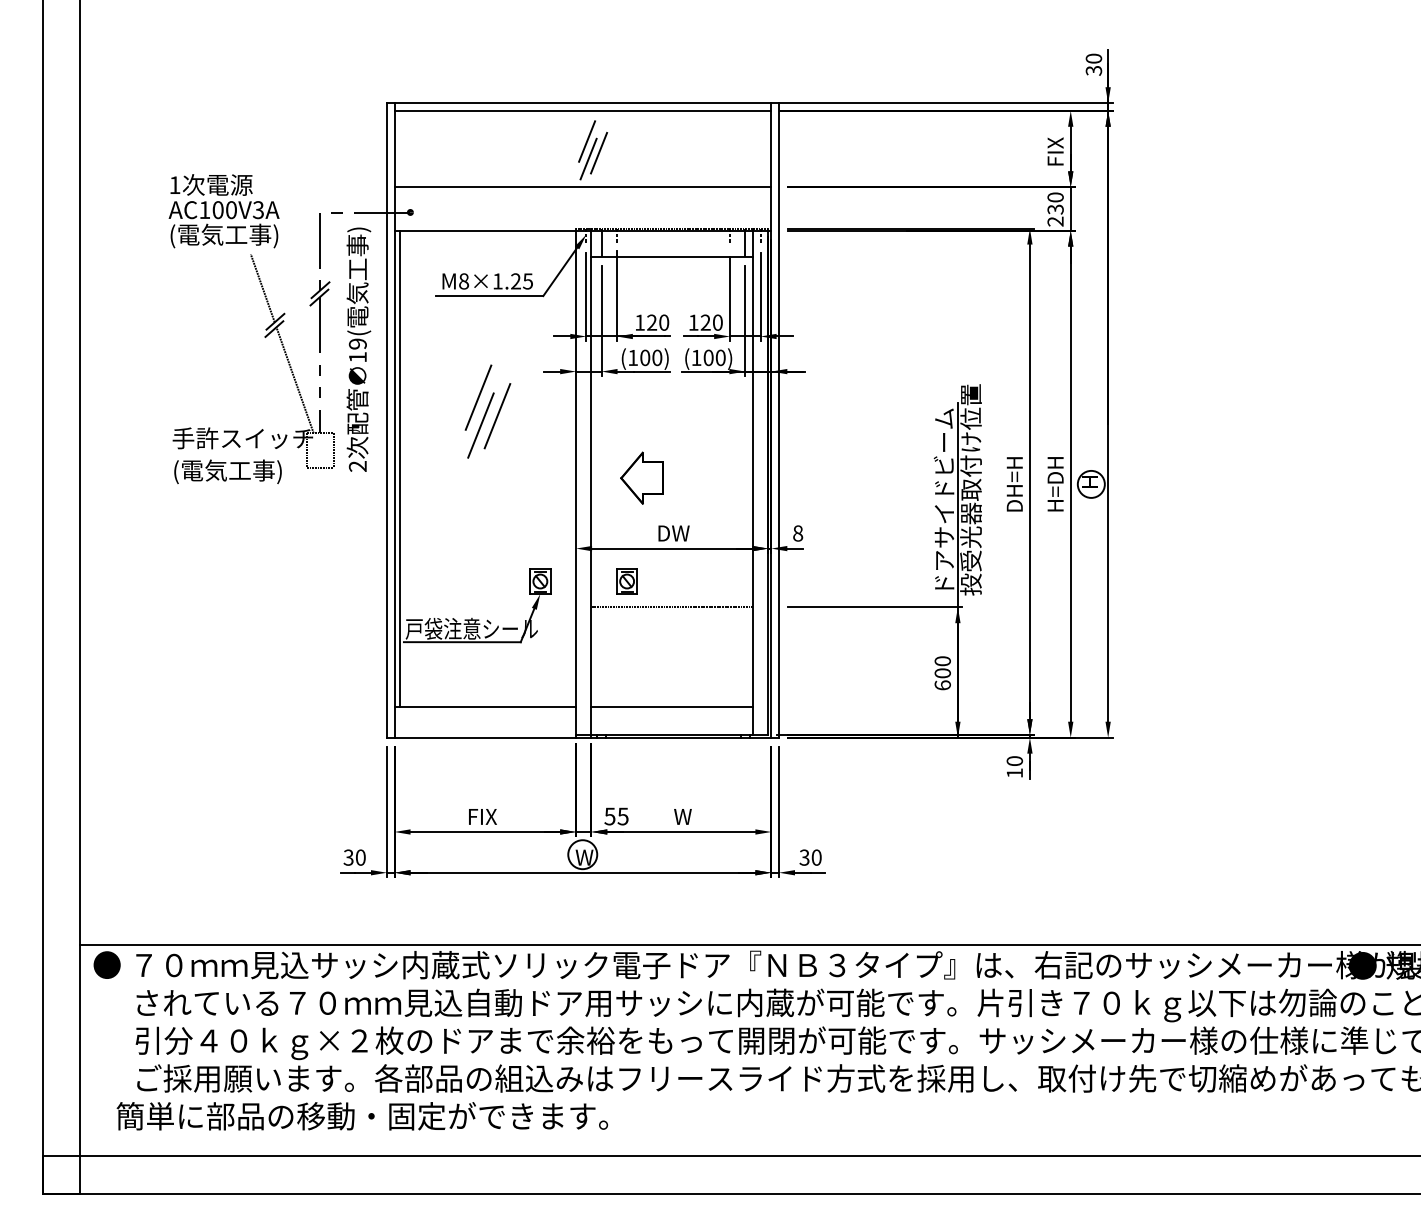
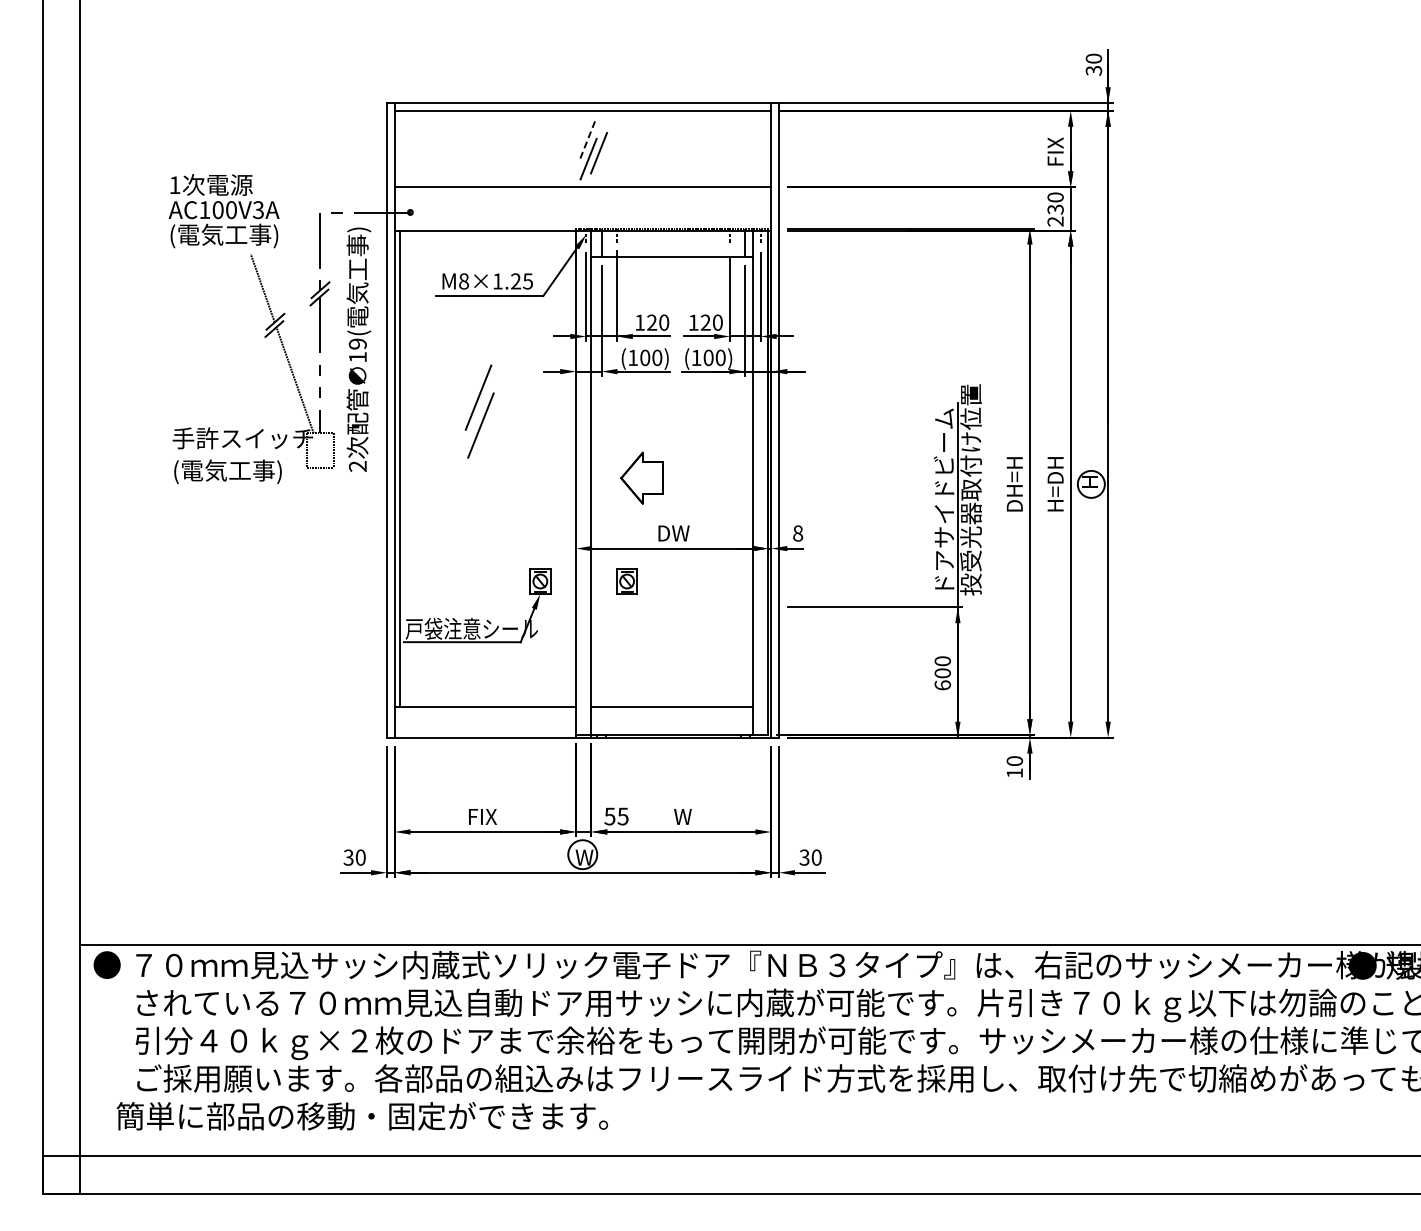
line: solid -> dashed (587, 141)
line: present -> none (497, 416)
line: present -> none (672, 607)
